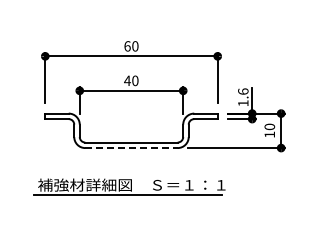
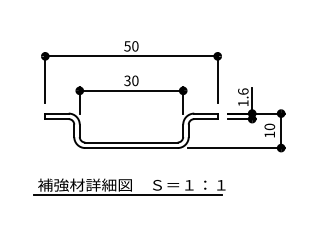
text: 60 -> 50 (127, 46)
text: 40 -> 30 (127, 80)
line: dashed -> solid (131, 148)
